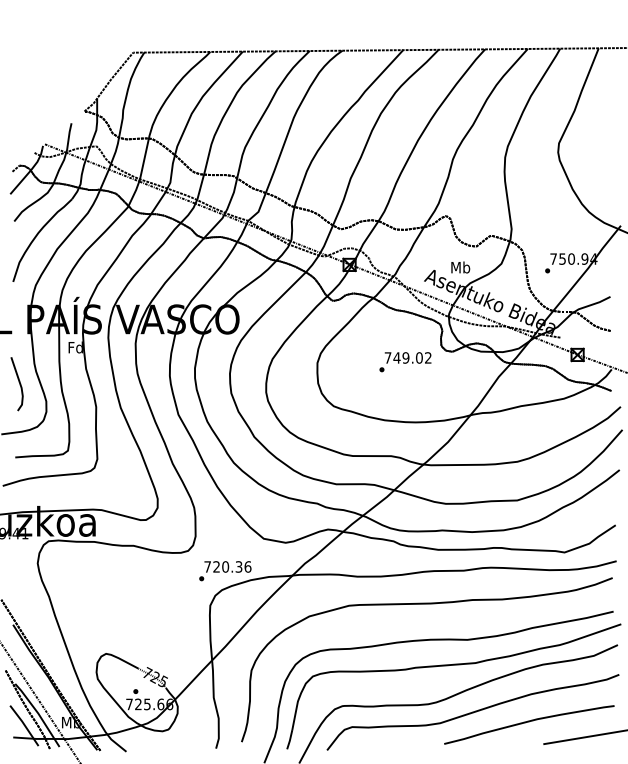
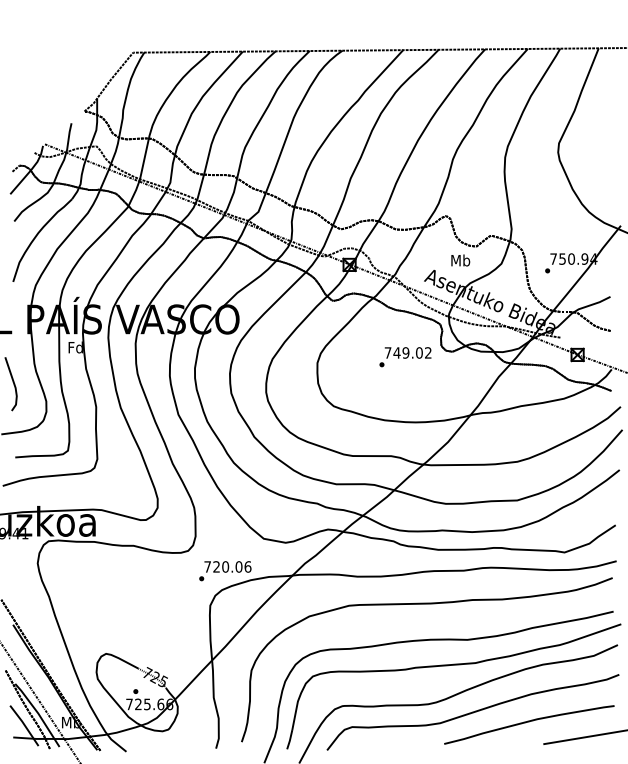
text position: (460, 267) -> (460, 260) (460, 260)
text position: (405, 362) -> (405, 357) (405, 357)
line position: (18, 382) -> (12, 382) (12, 382)
text: 720.36 -> 720.06 (238, 566)
